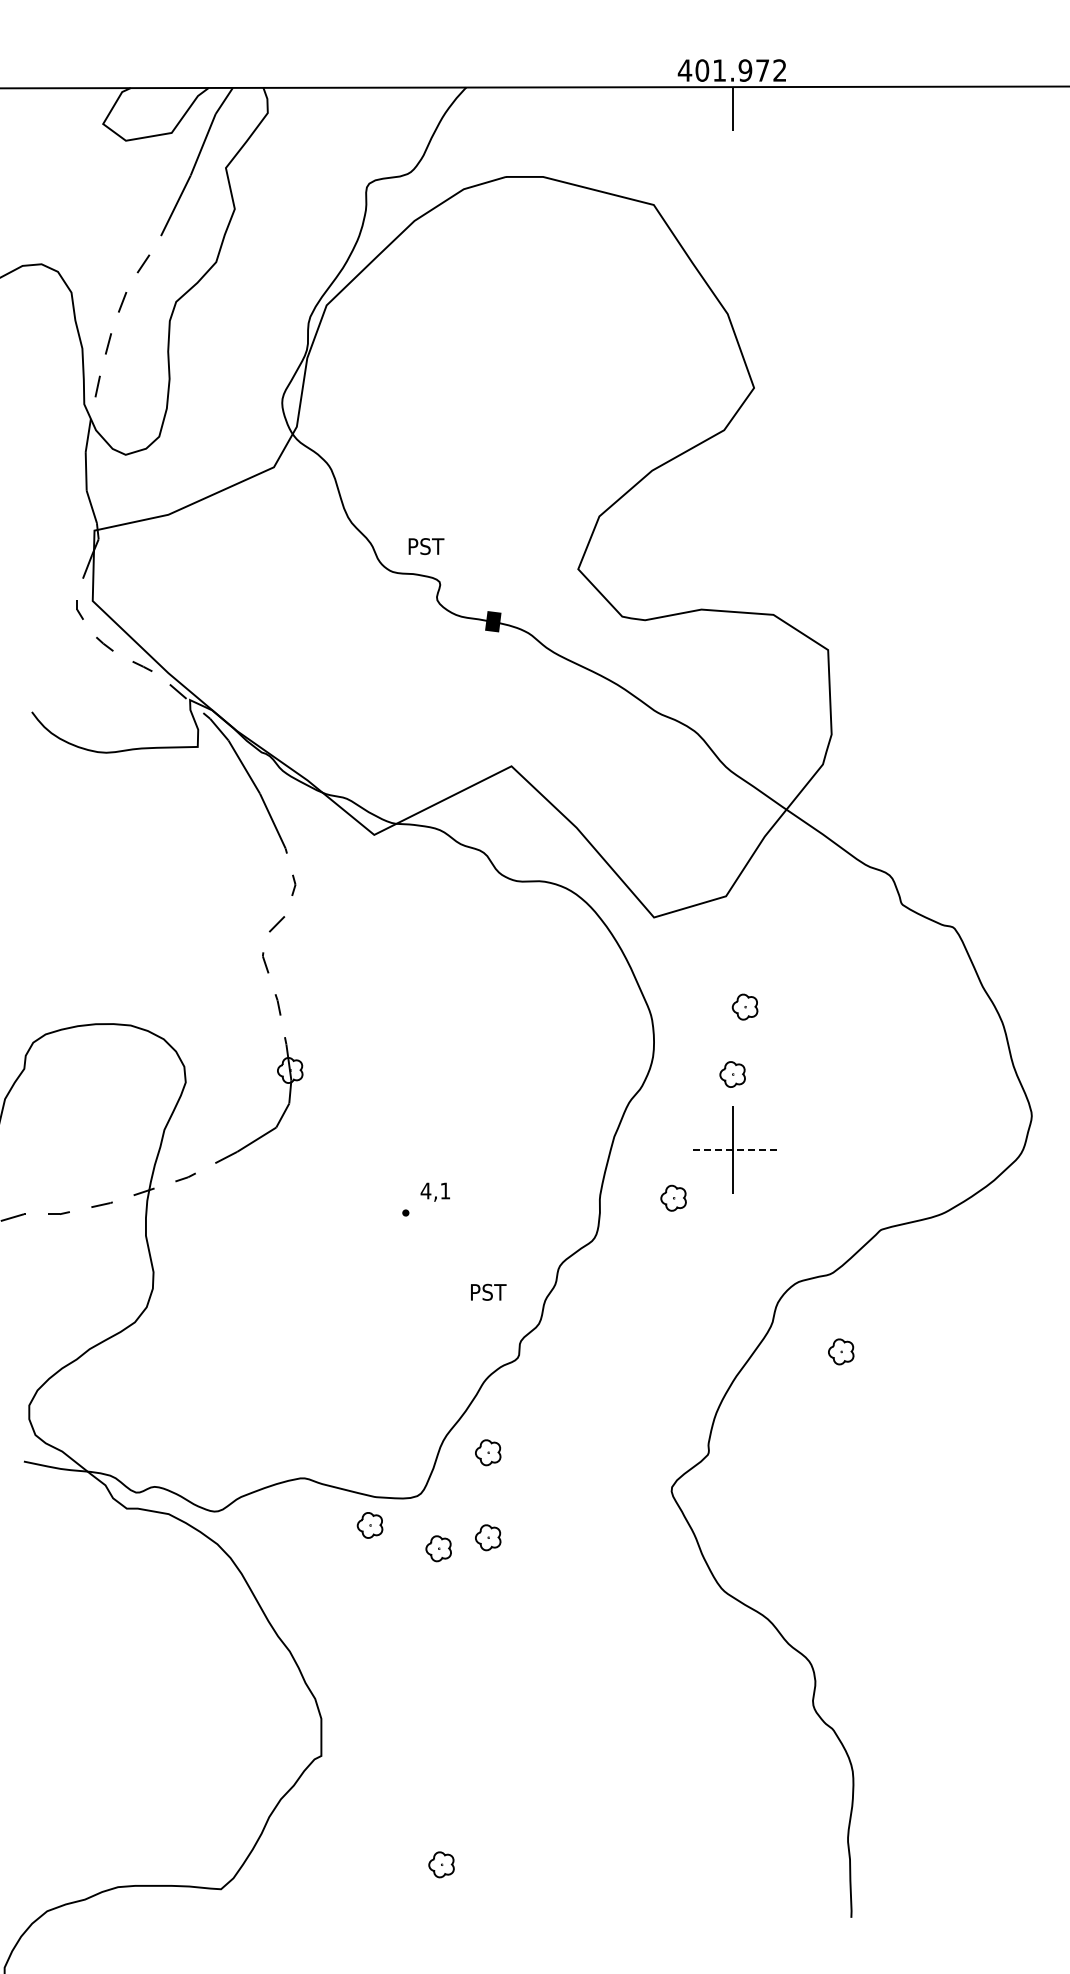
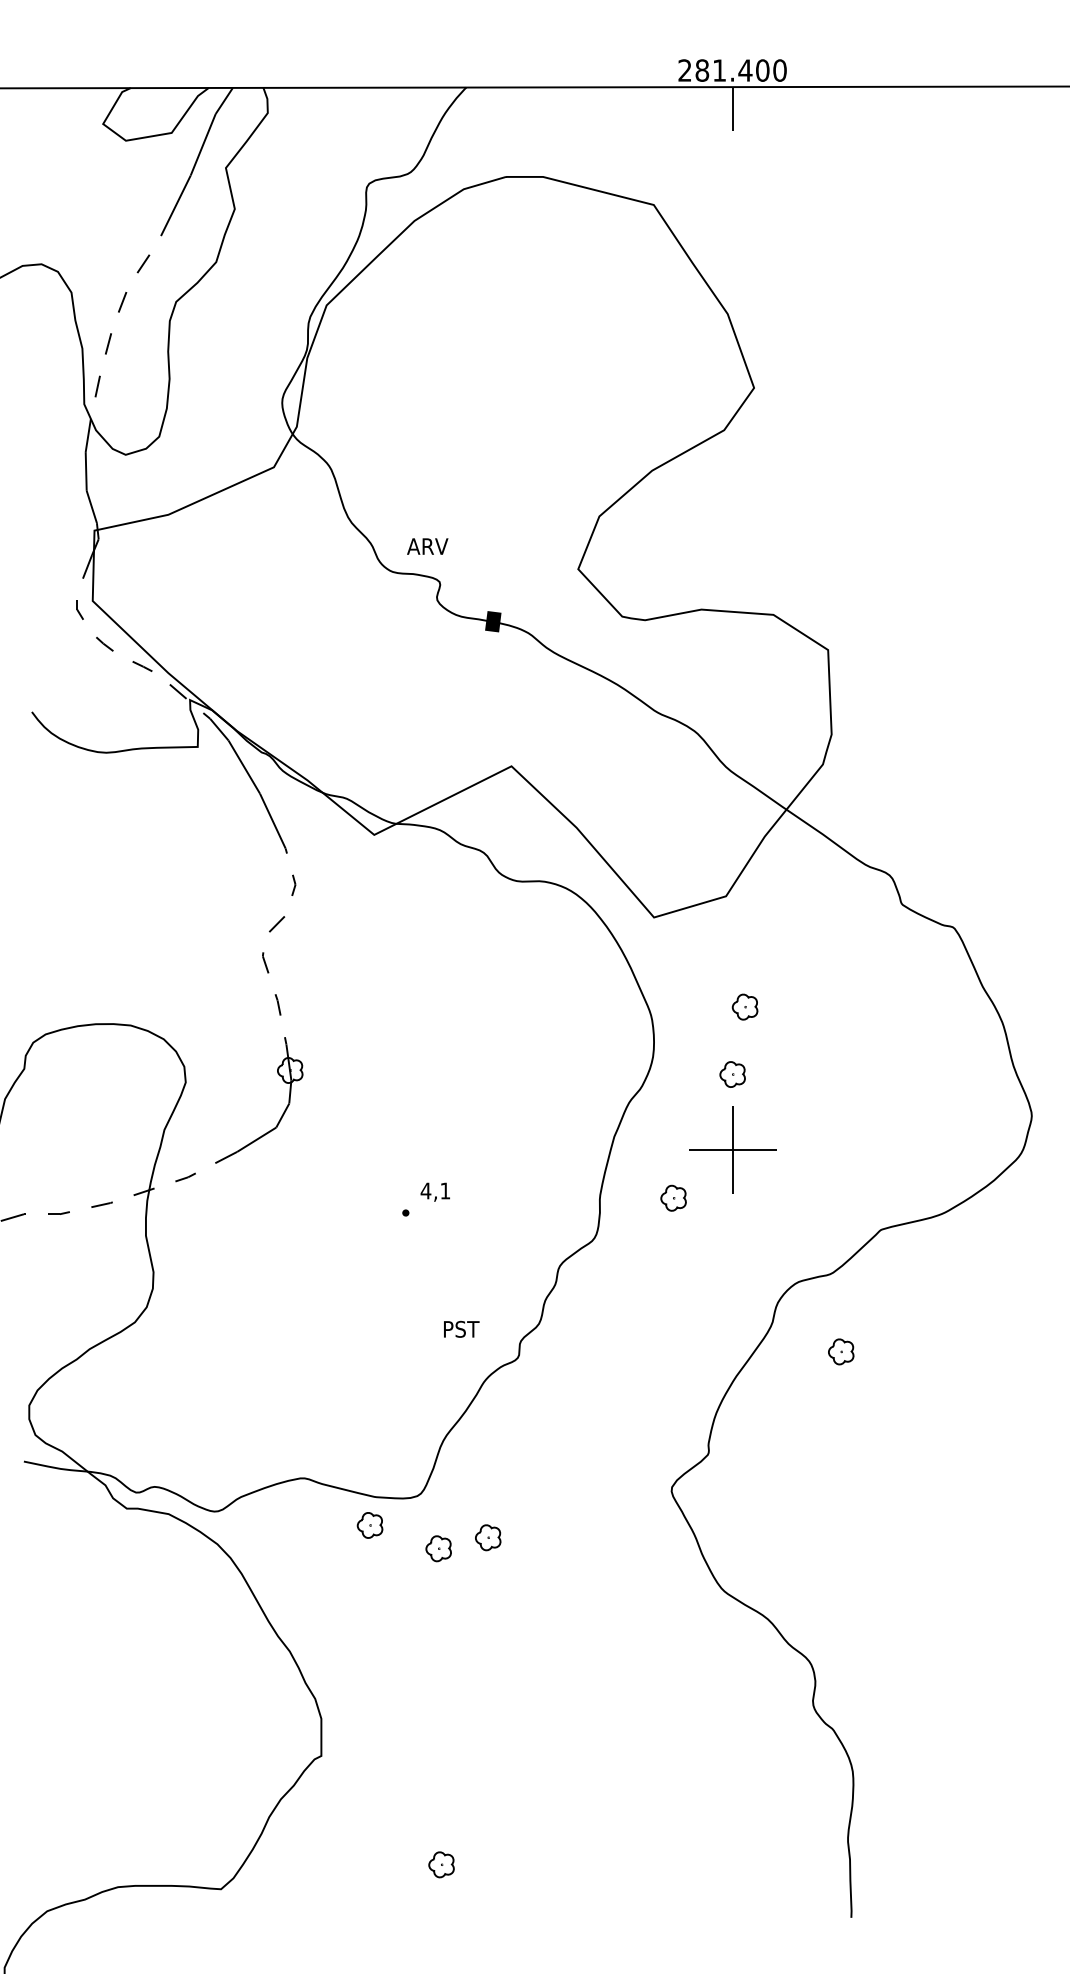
text: 401.972 -> 281.400 (731, 70)
text: PST -> ARV (427, 546)
line: dashed -> solid (732, 1150)
text position: (488, 1291) -> (461, 1328) (461, 1328)
part: present -> none (488, 1452)
